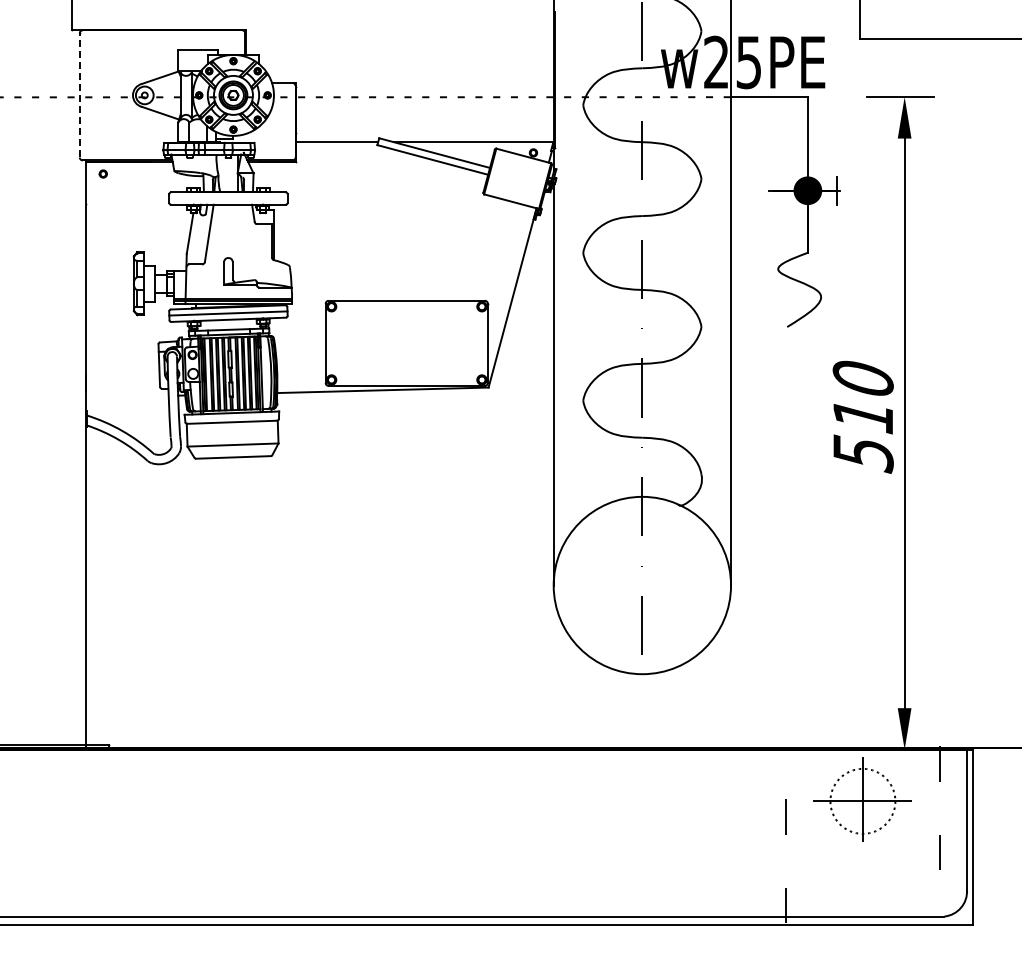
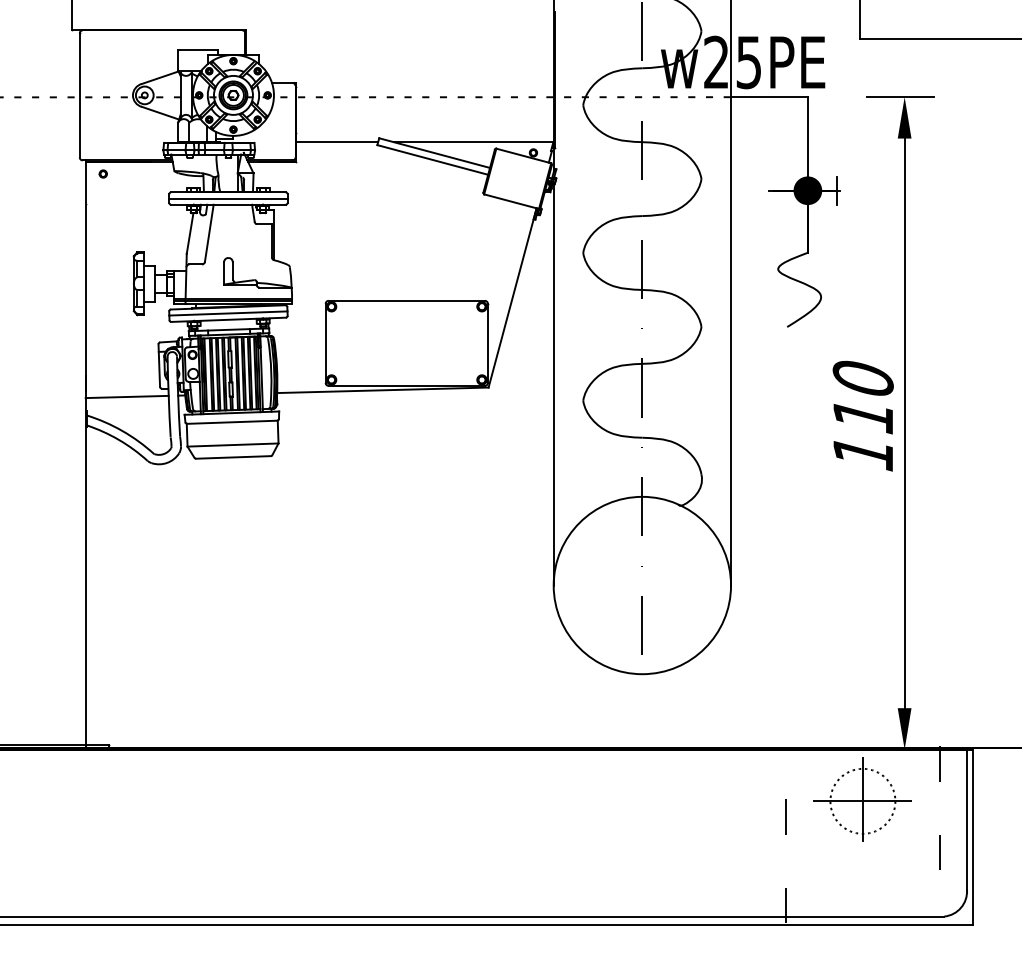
line: dashed -> solid (79, 94)
line: none -> present (228, 198)
line: none -> present (126, 396)
text: 510 -> 110 (863, 453)
